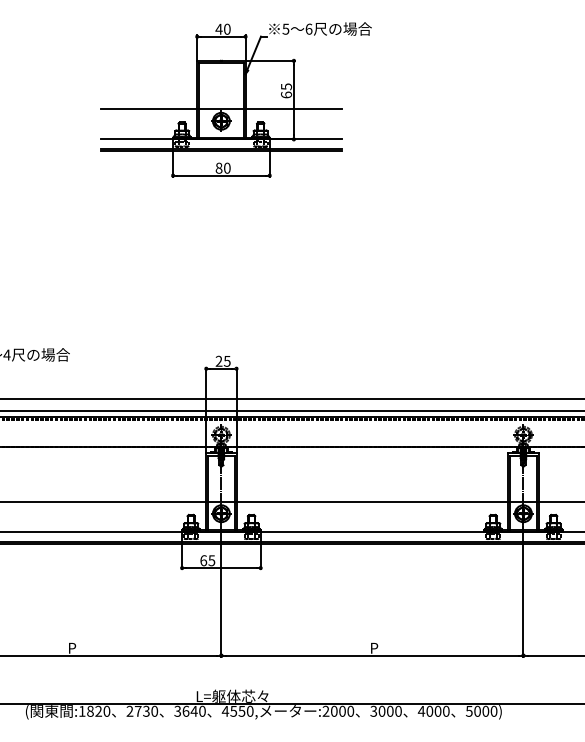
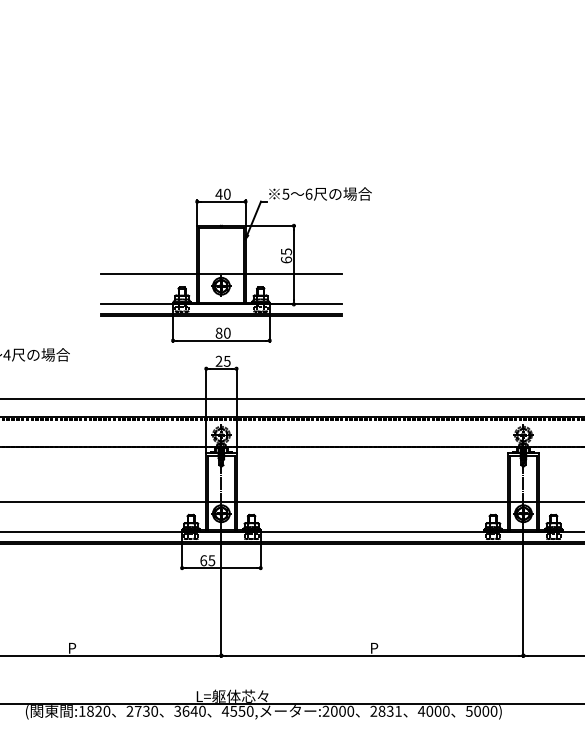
part position: (235, 99) -> (235, 264) (235, 264)
line: present -> none (291, 411)
text: 3000 -> 2831 (385, 710)
